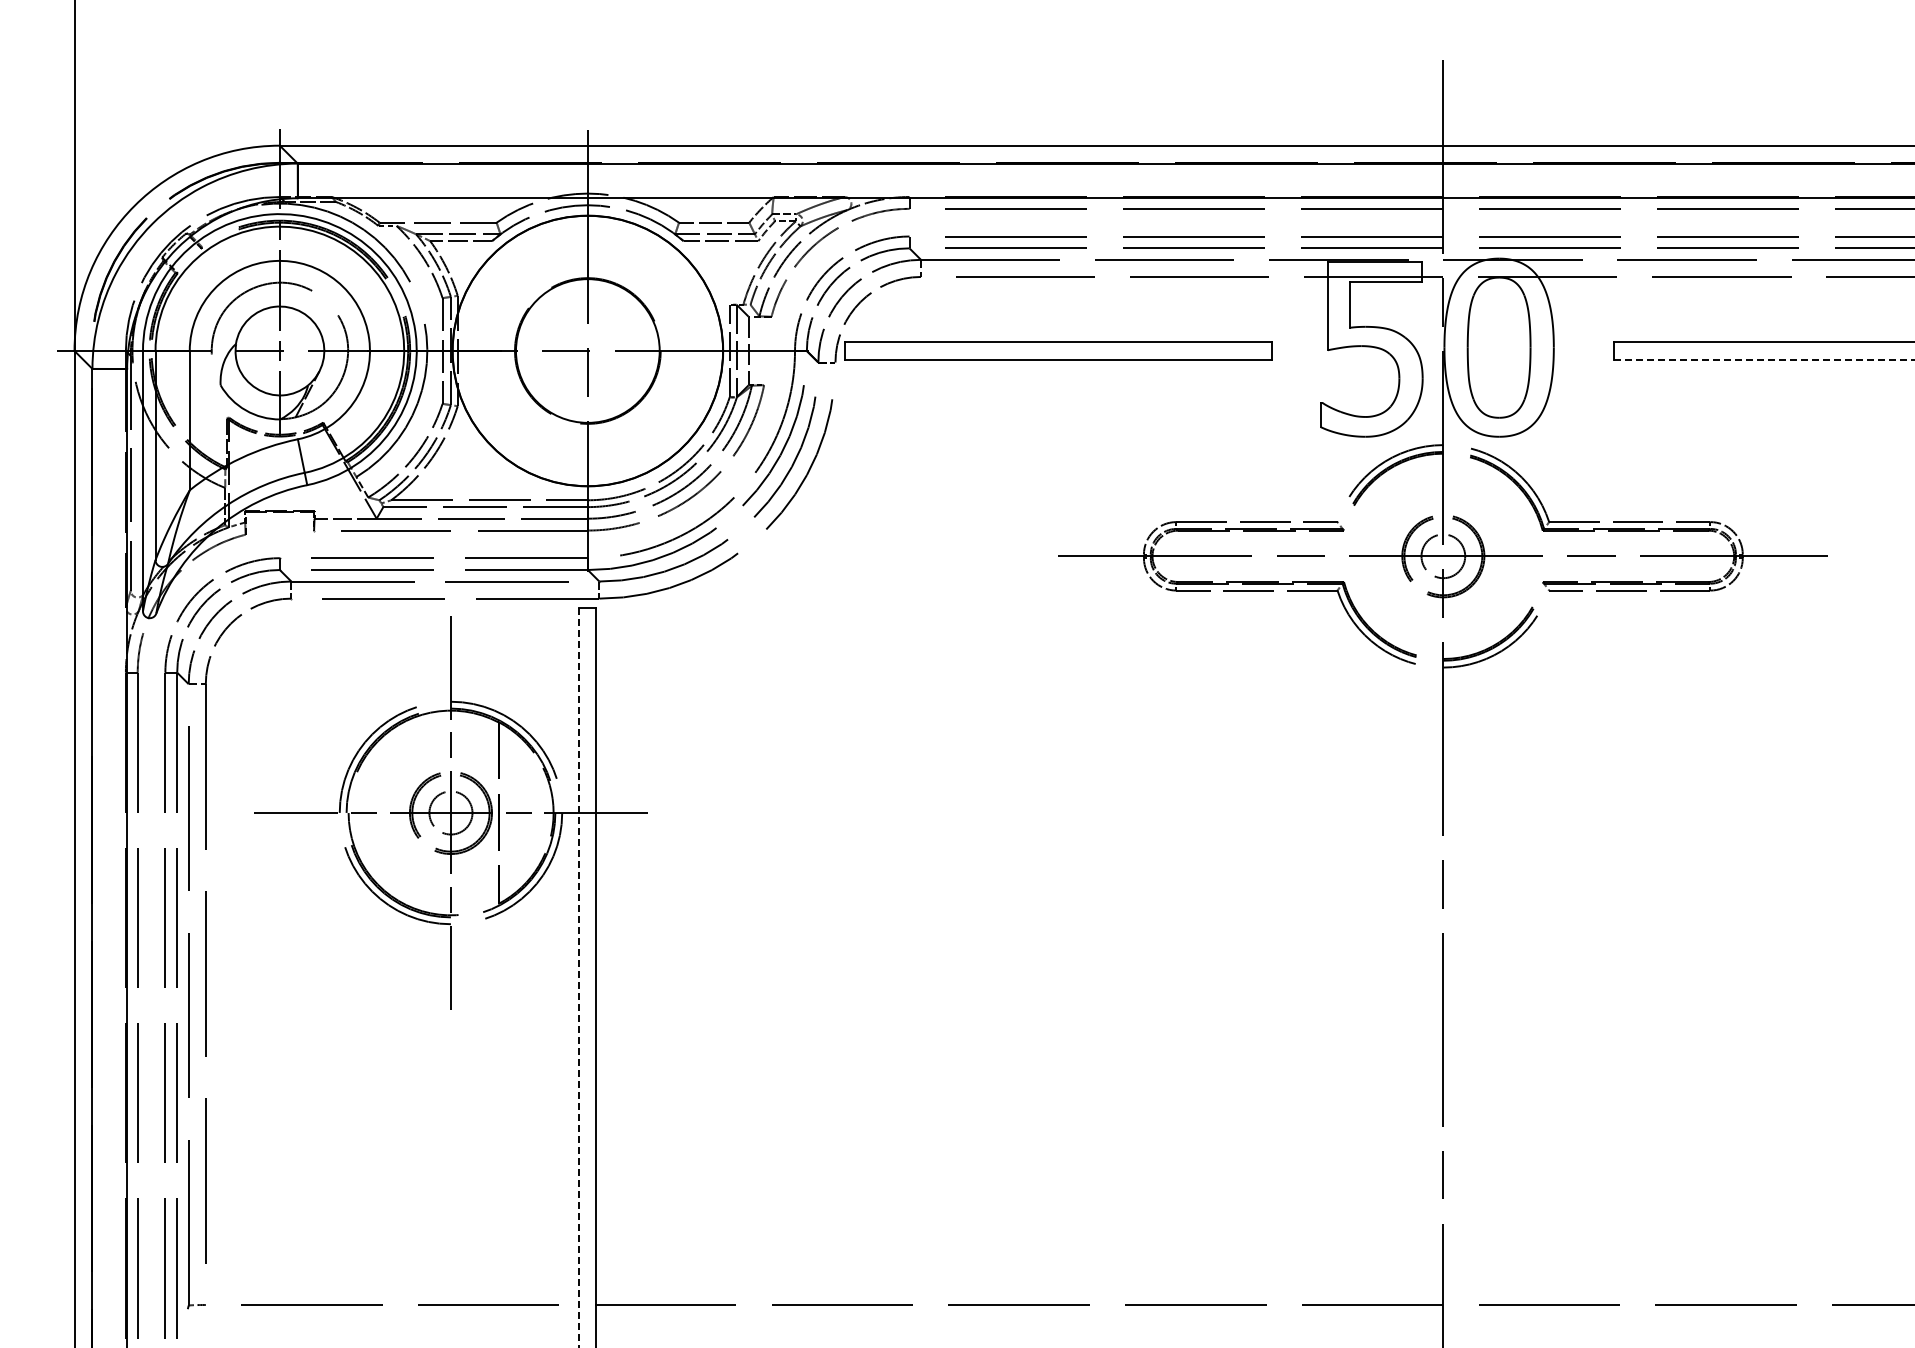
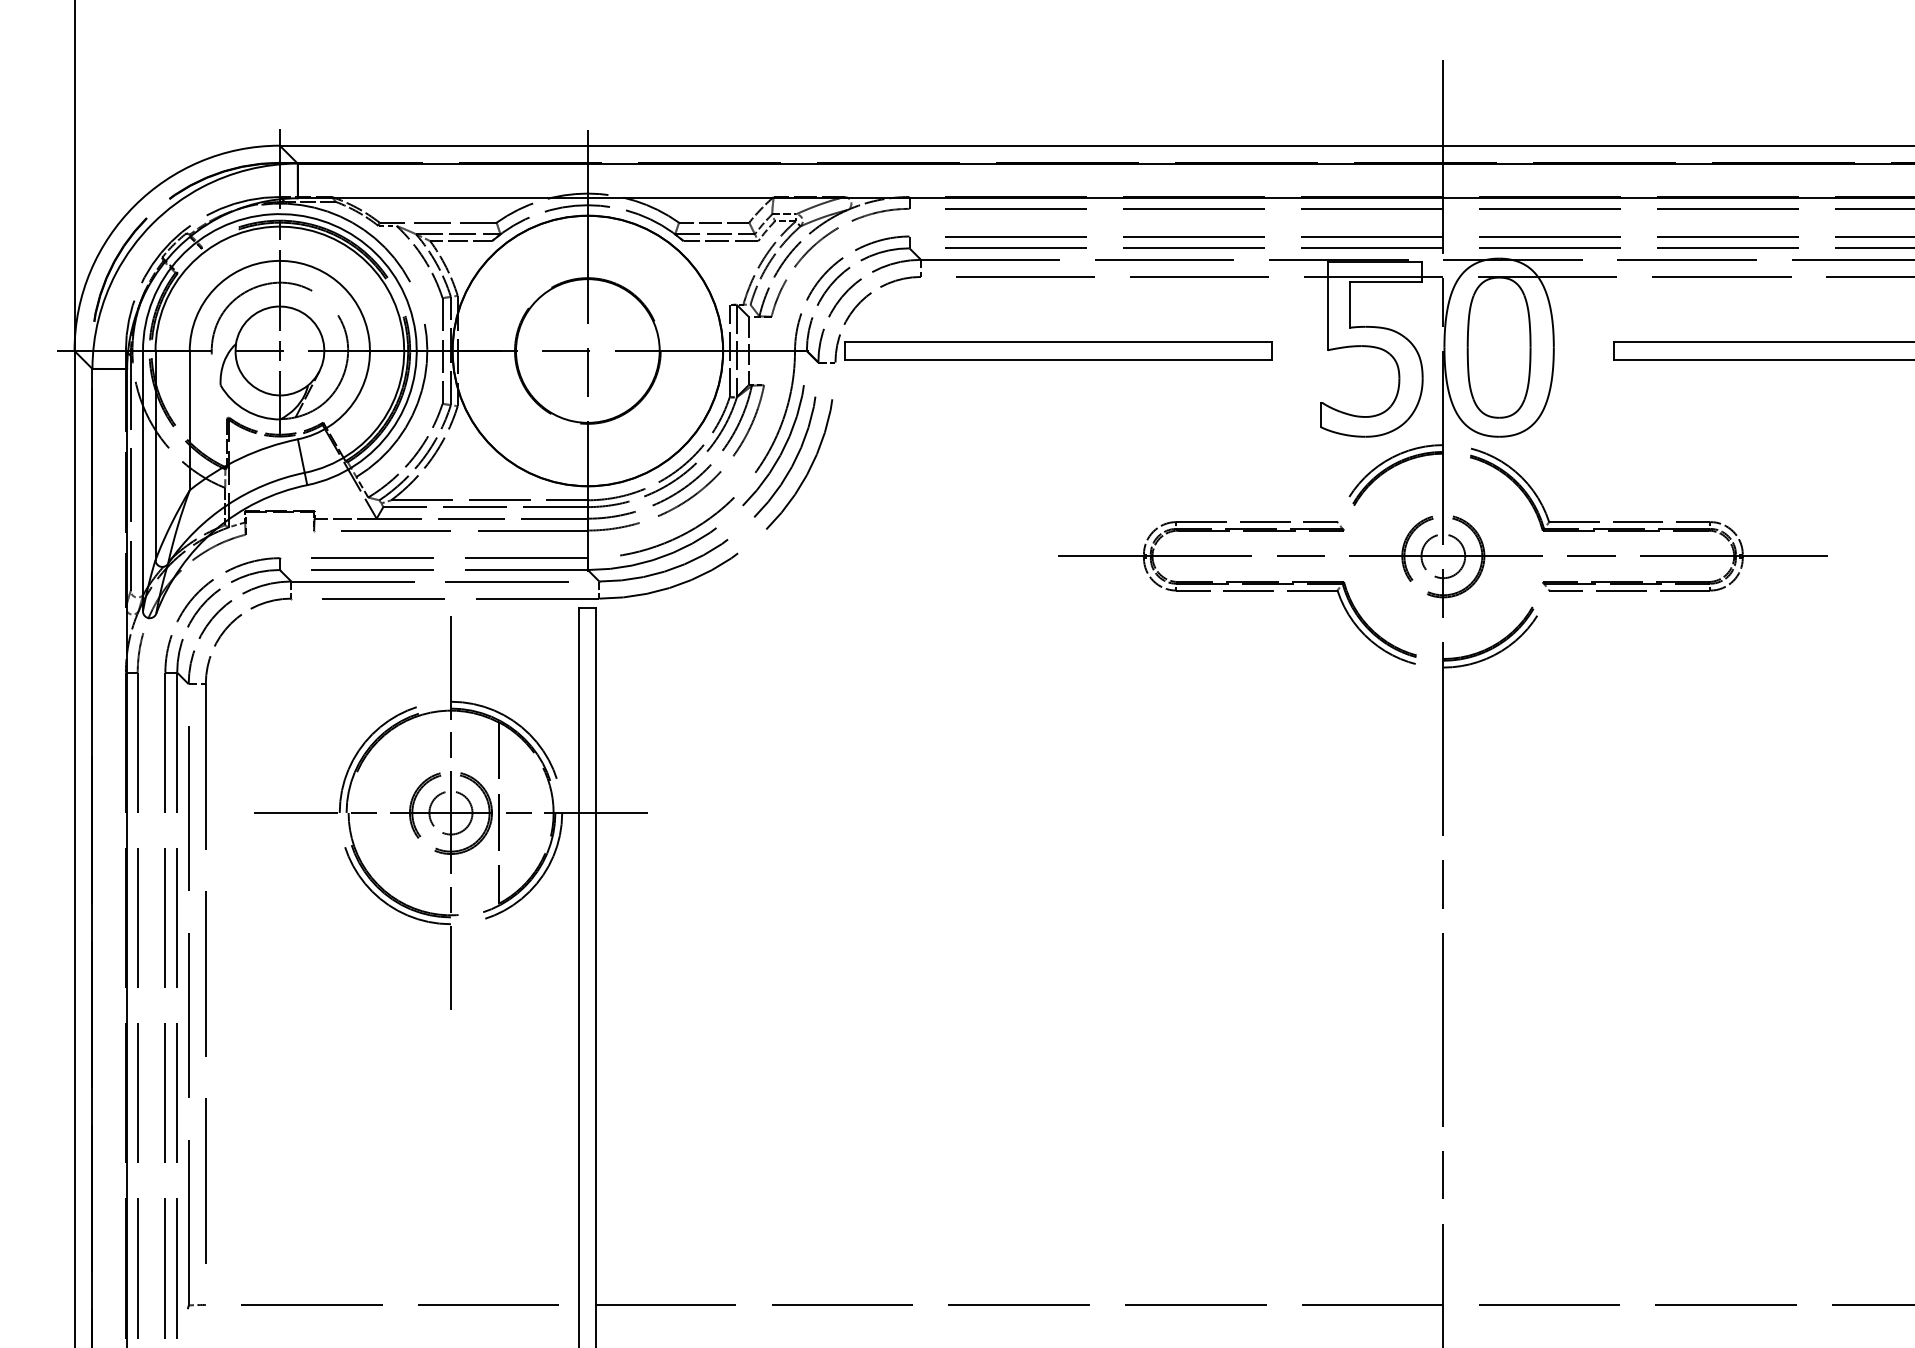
line: dashed -> solid (1764, 359)
line: dashed -> solid (579, 977)
